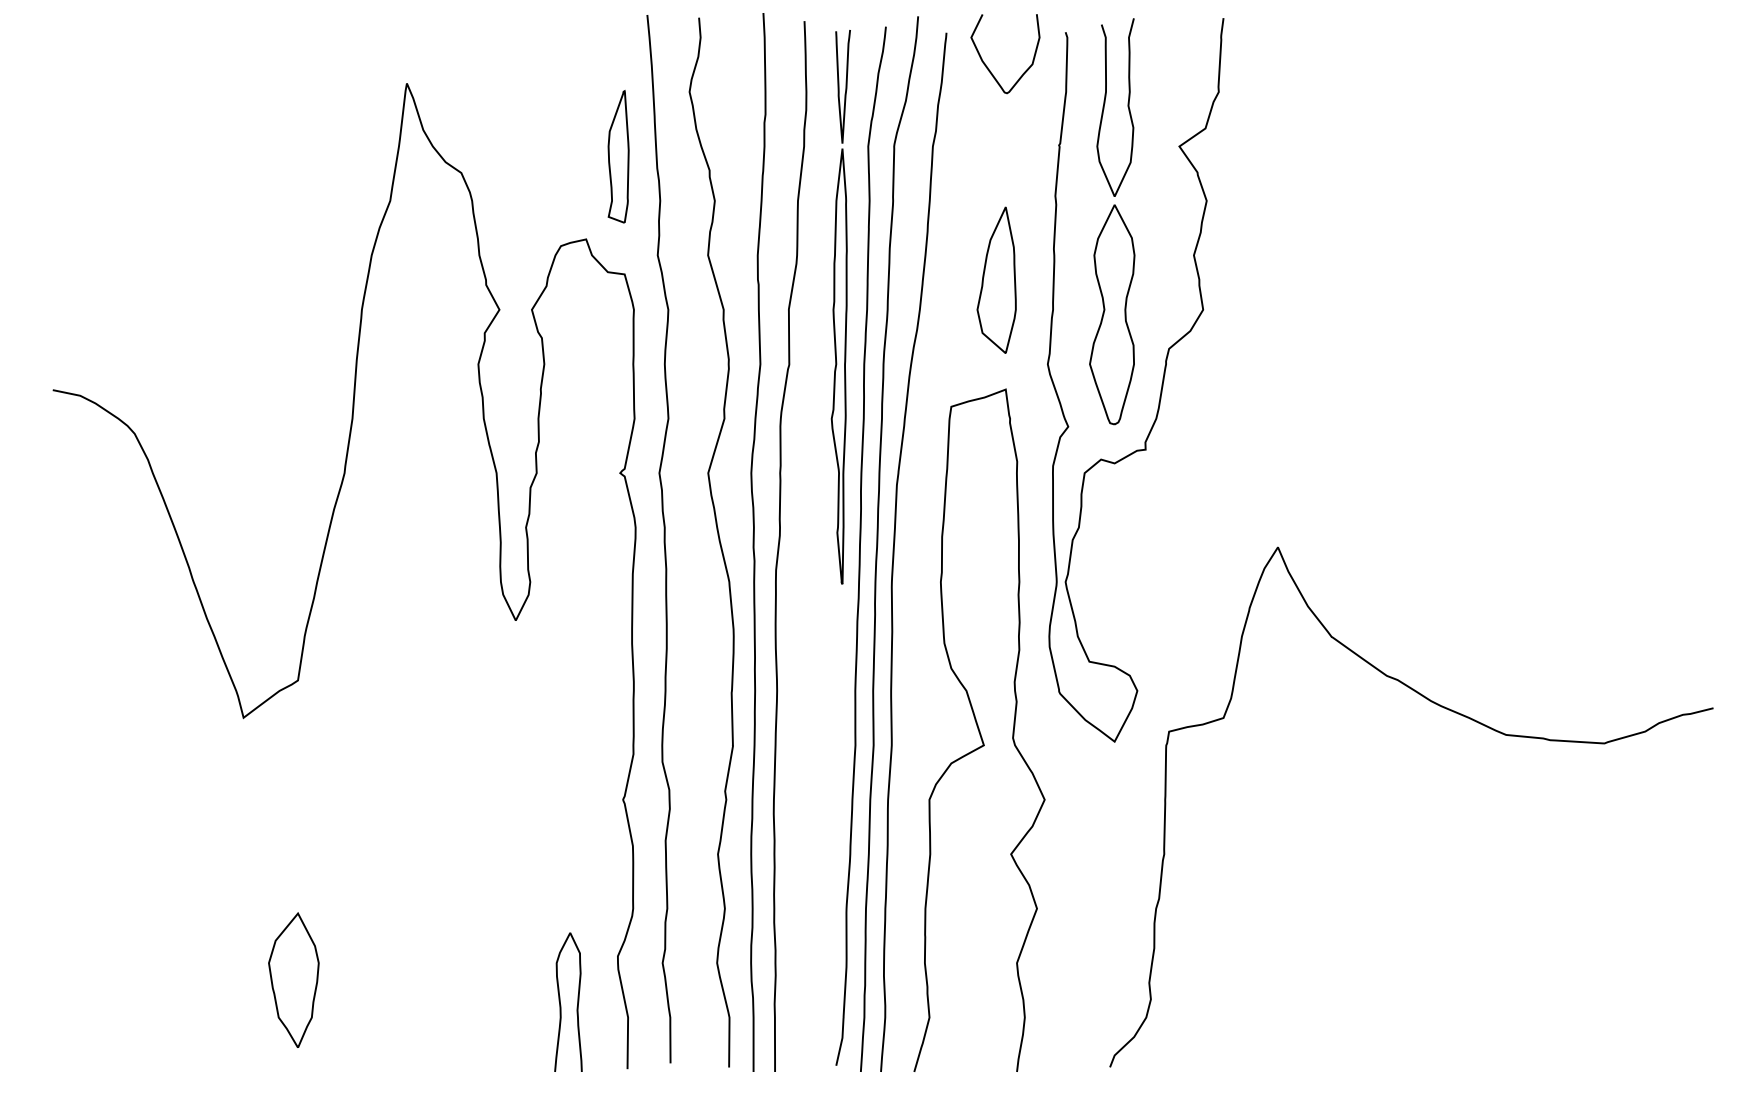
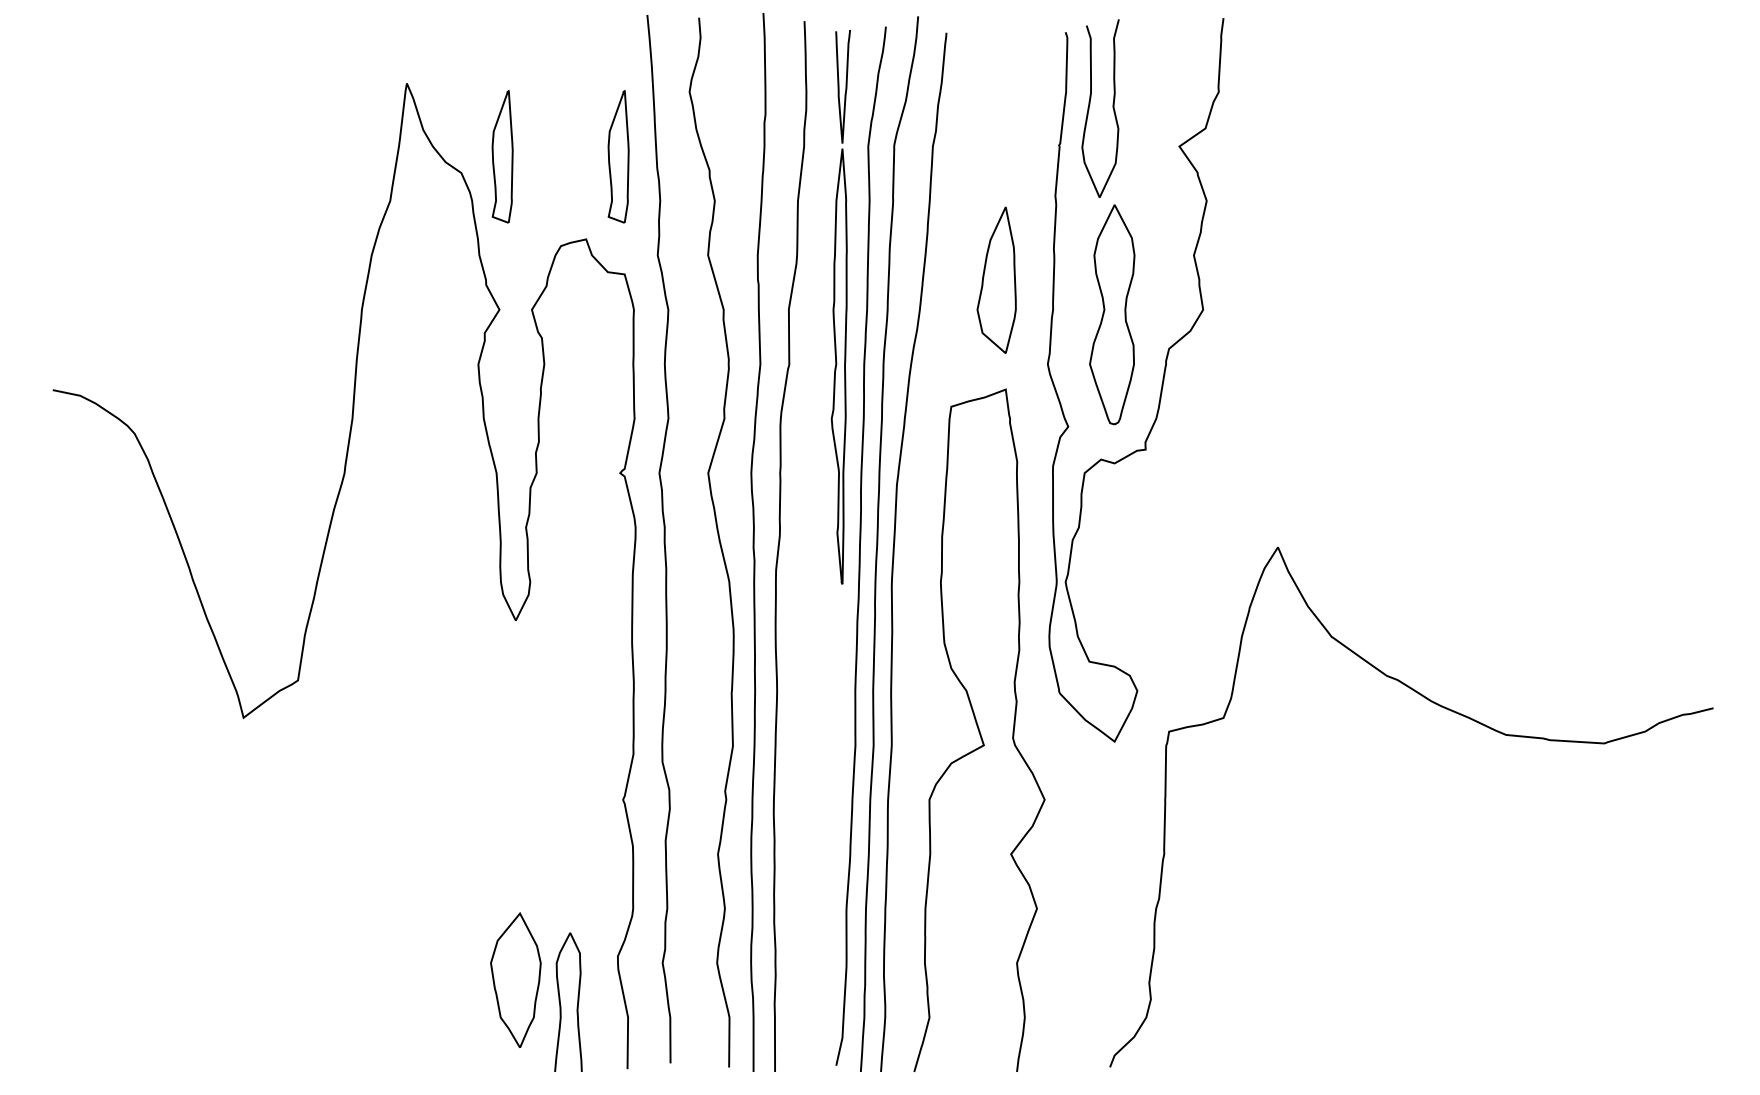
curve: present -> none (988, 67)
curve position: (1105, 103) -> (1090, 104) (1090, 104)
part: none -> present (502, 156)
part position: (293, 979) -> (515, 979) (515, 979)
